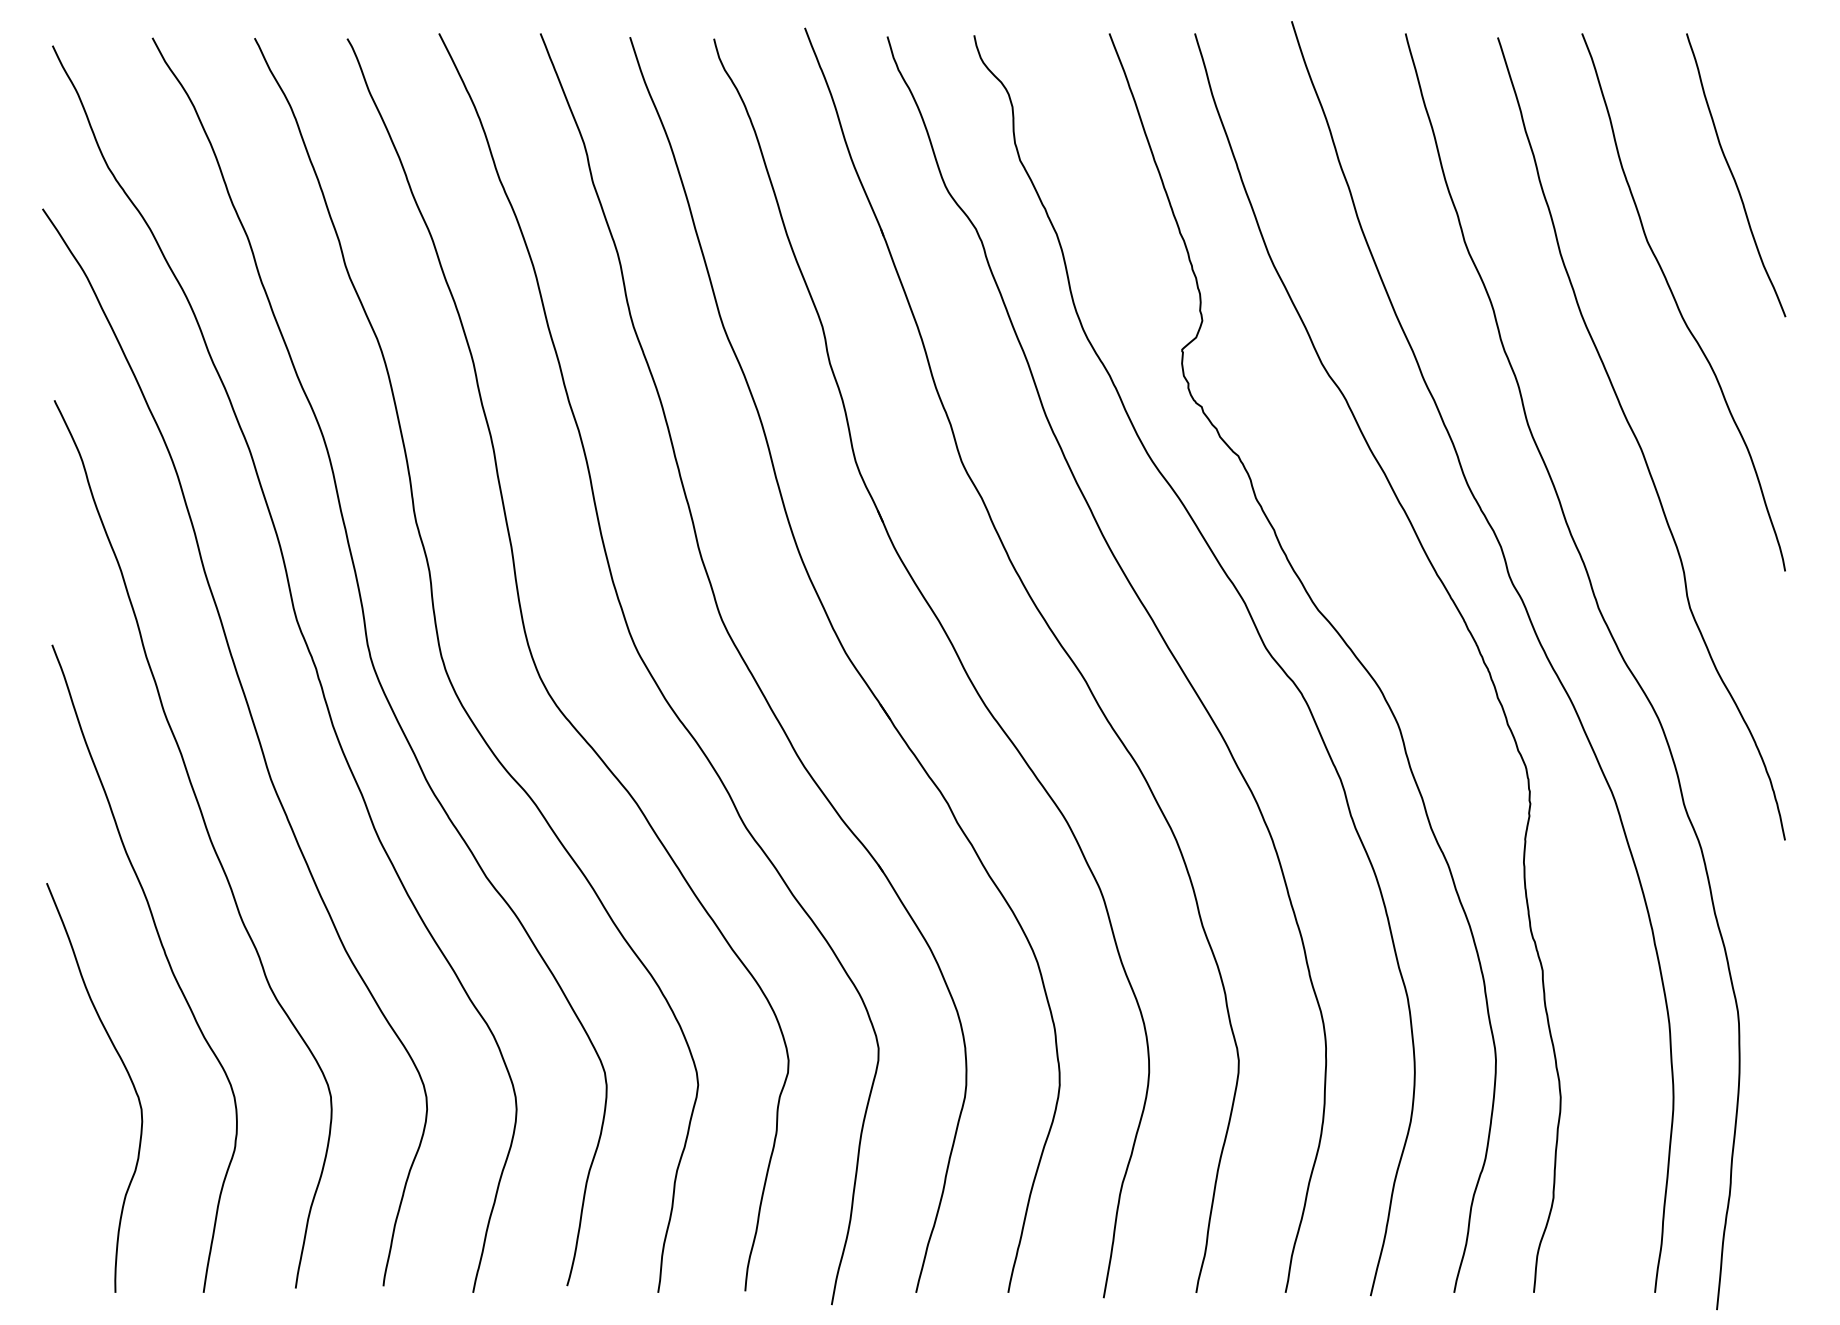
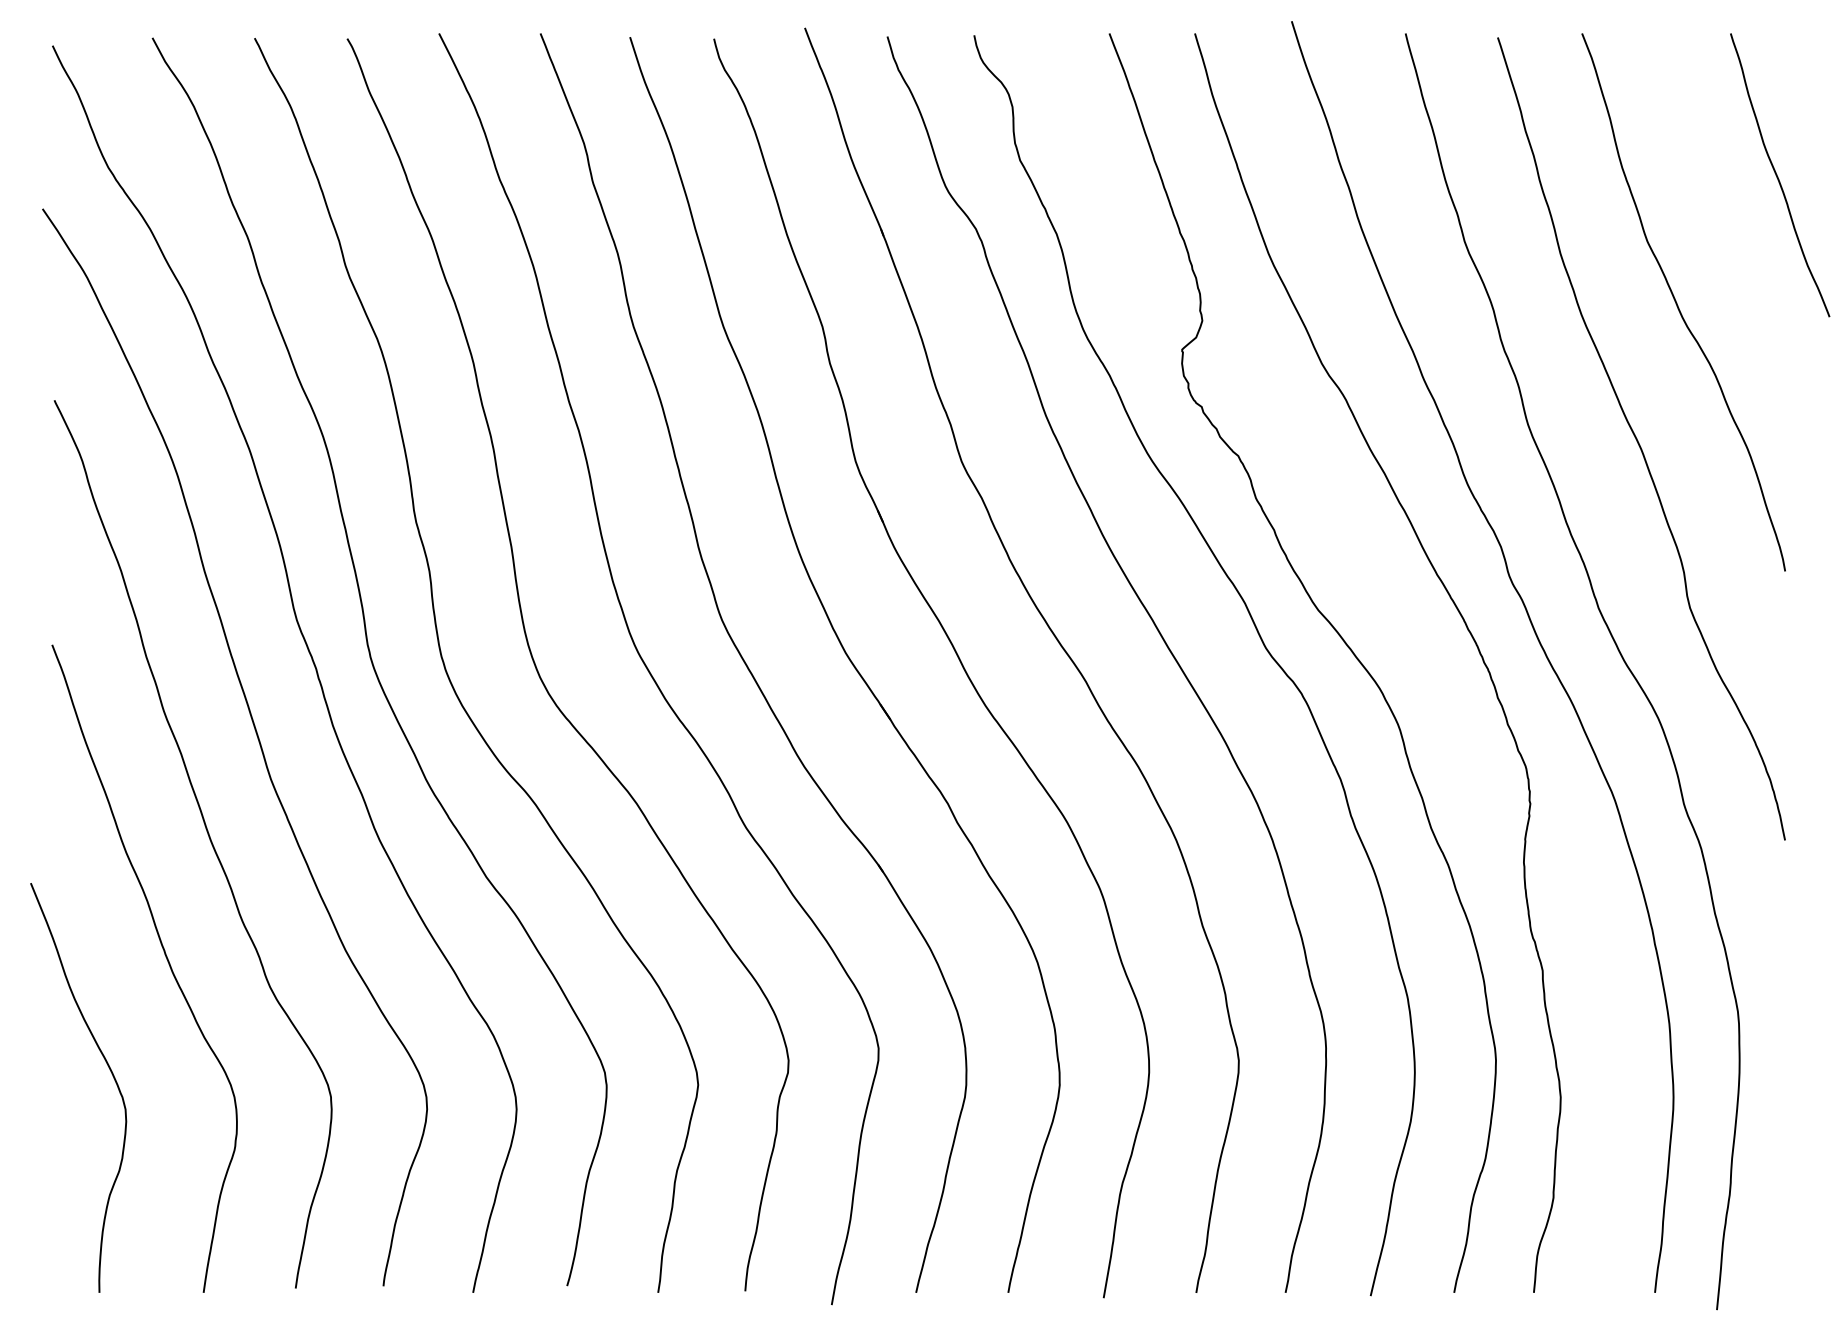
curve position: (1734, 176) -> (1778, 176) (1778, 176)
curve position: (127, 1074) -> (111, 1074) (111, 1074)
